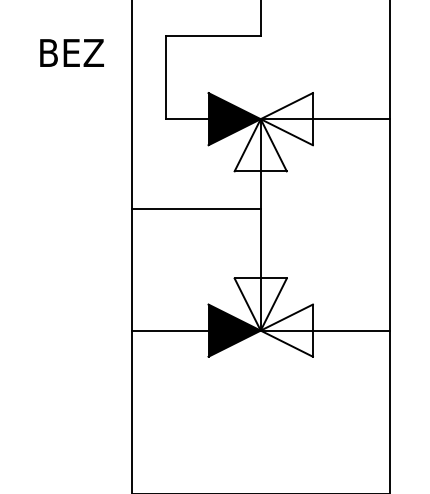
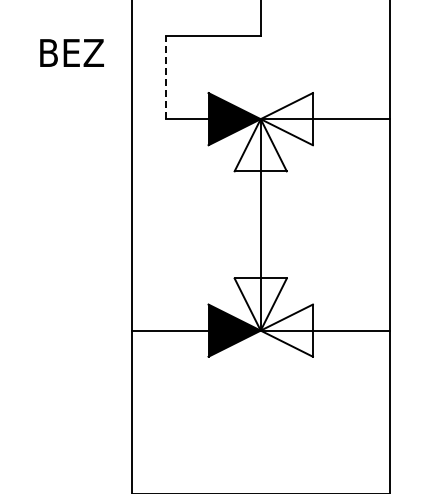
line: solid -> dashed (166, 77)
line: present -> none (195, 208)
